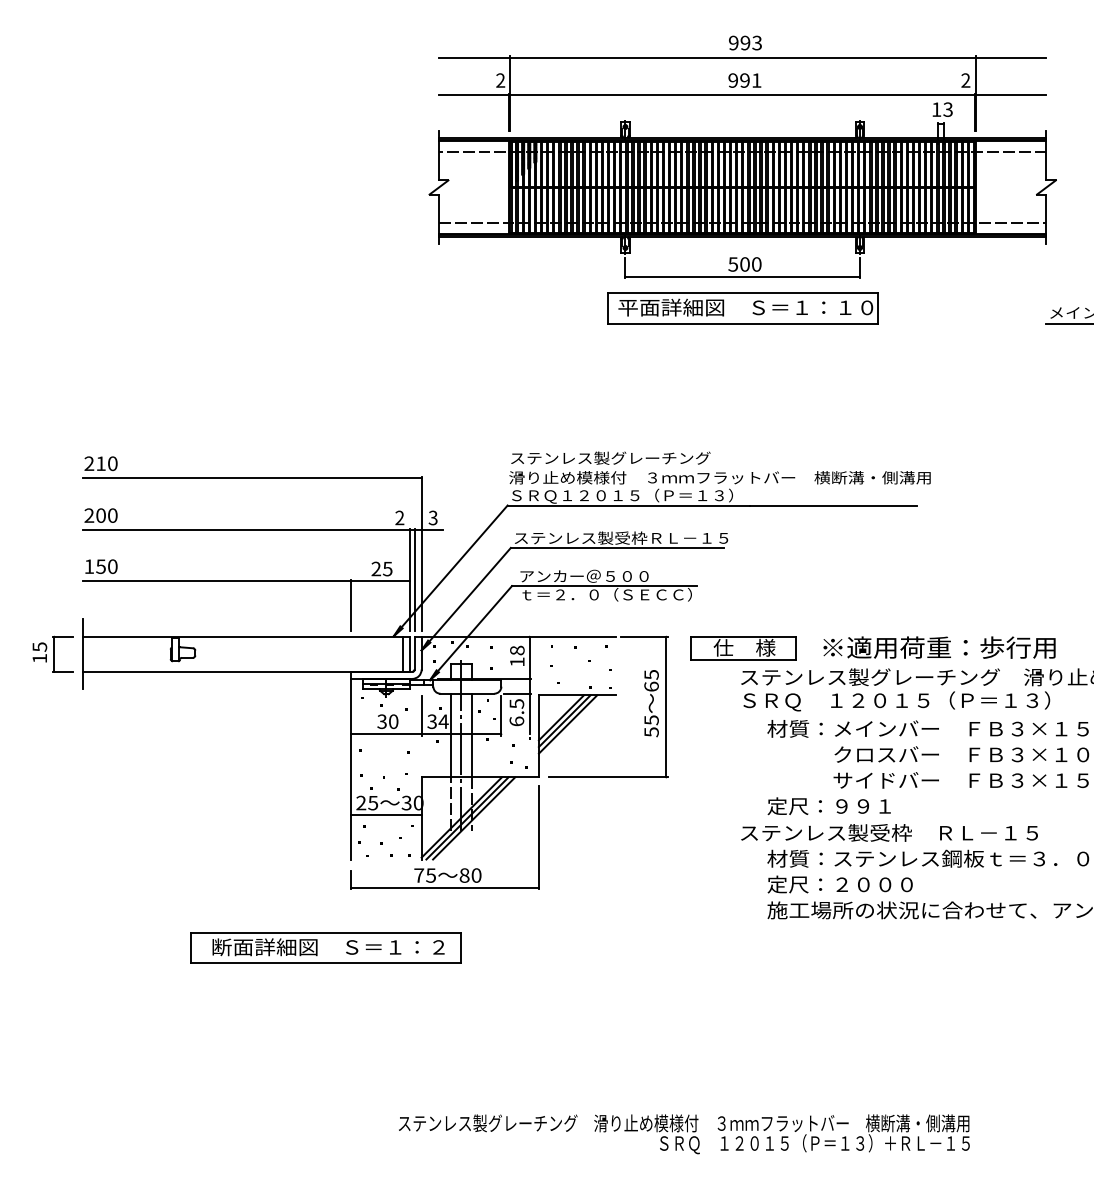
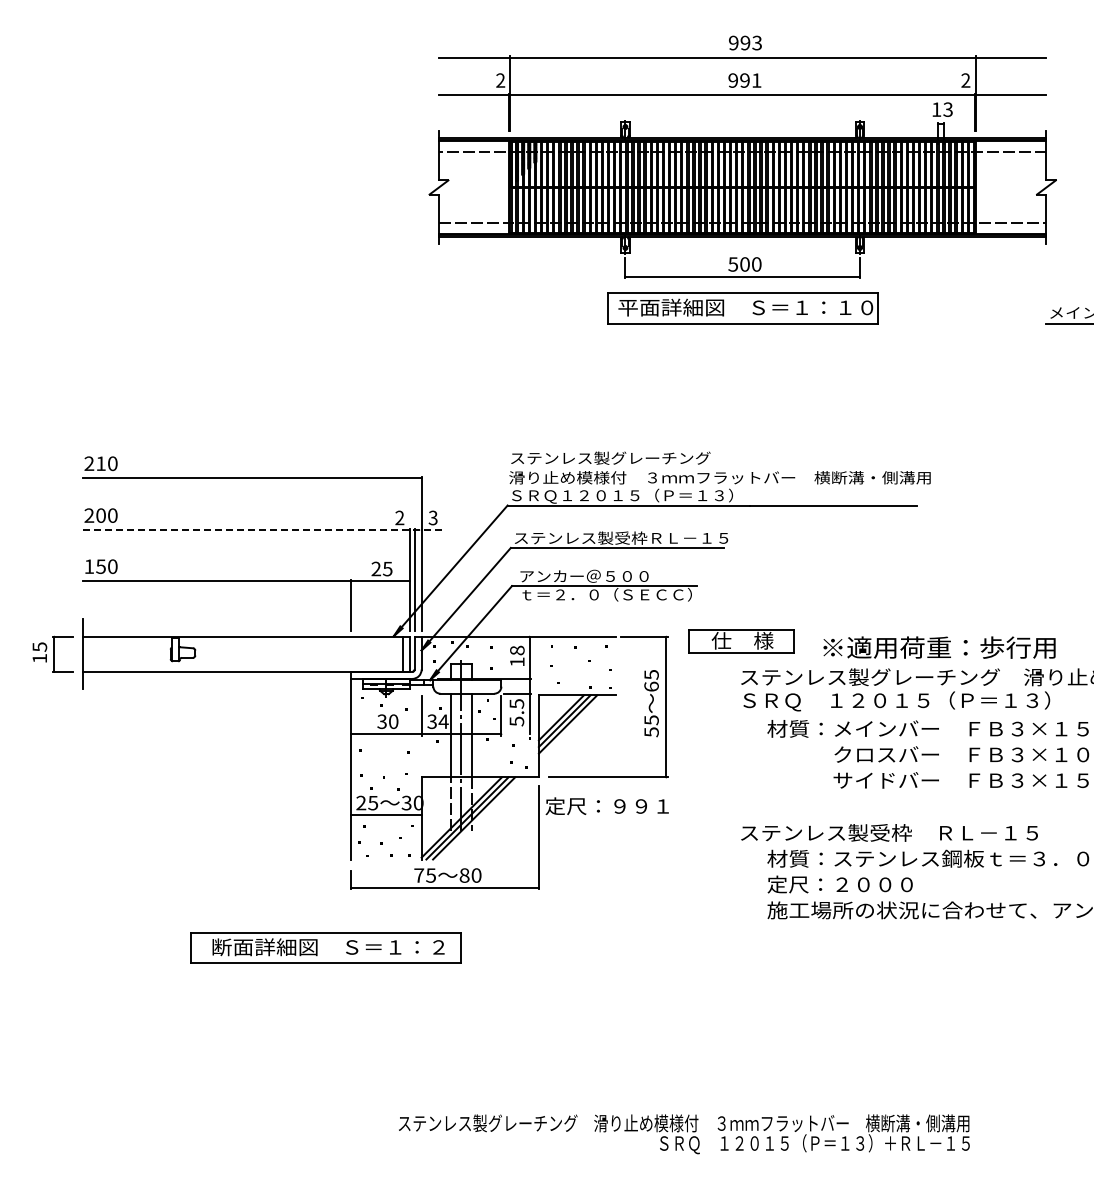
line: solid -> dashed (263, 530)
part position: (743, 648) -> (741, 641) (741, 641)
text: 6.5 -> 5.5 (516, 721)
text position: (828, 806) -> (606, 806) (606, 806)
